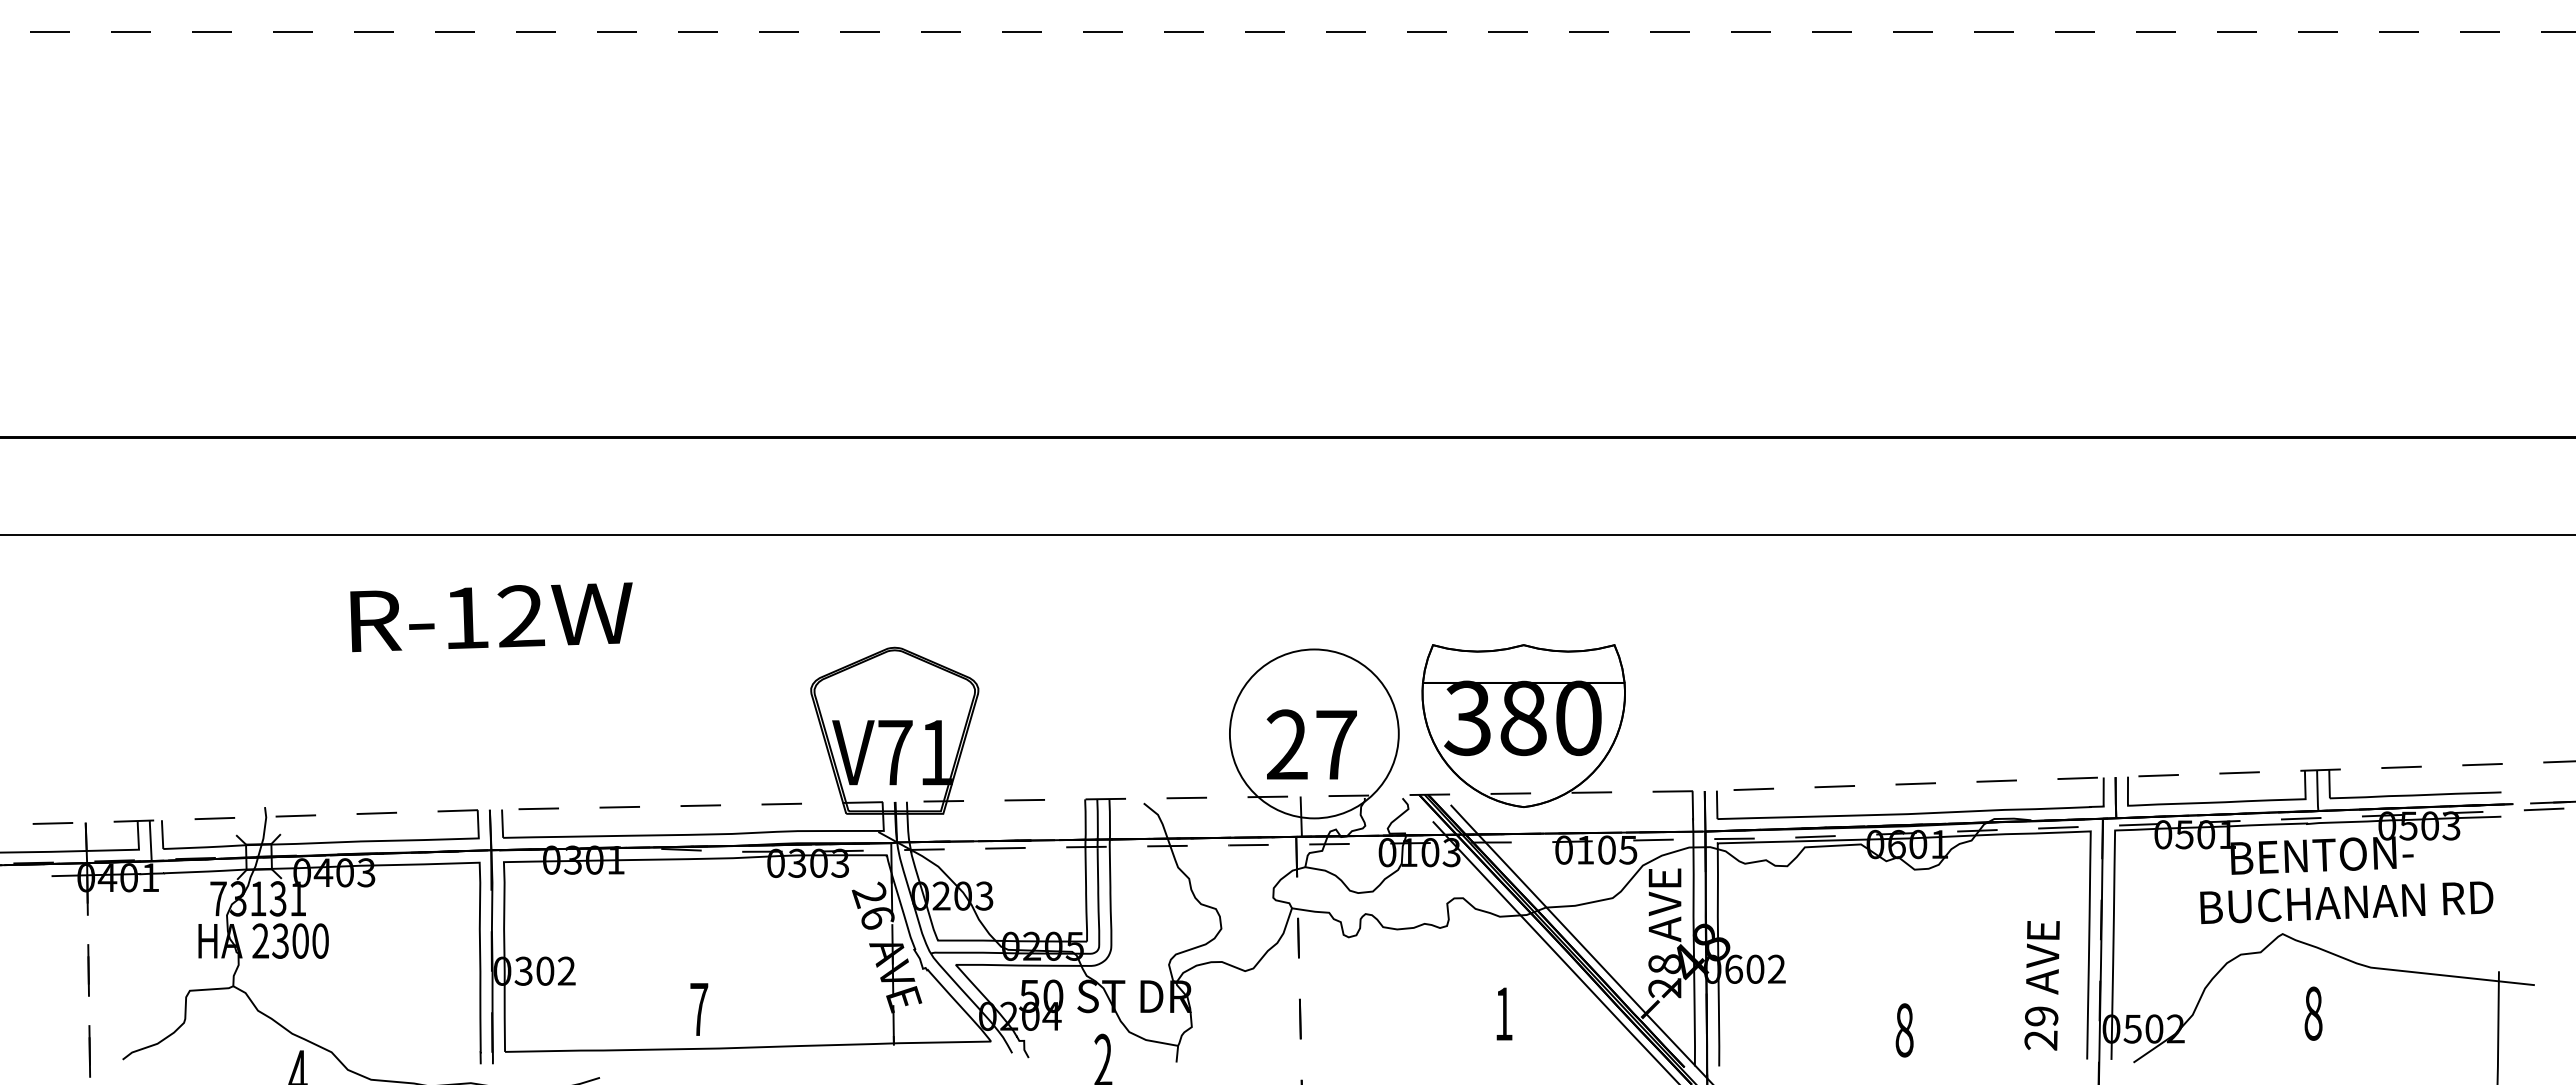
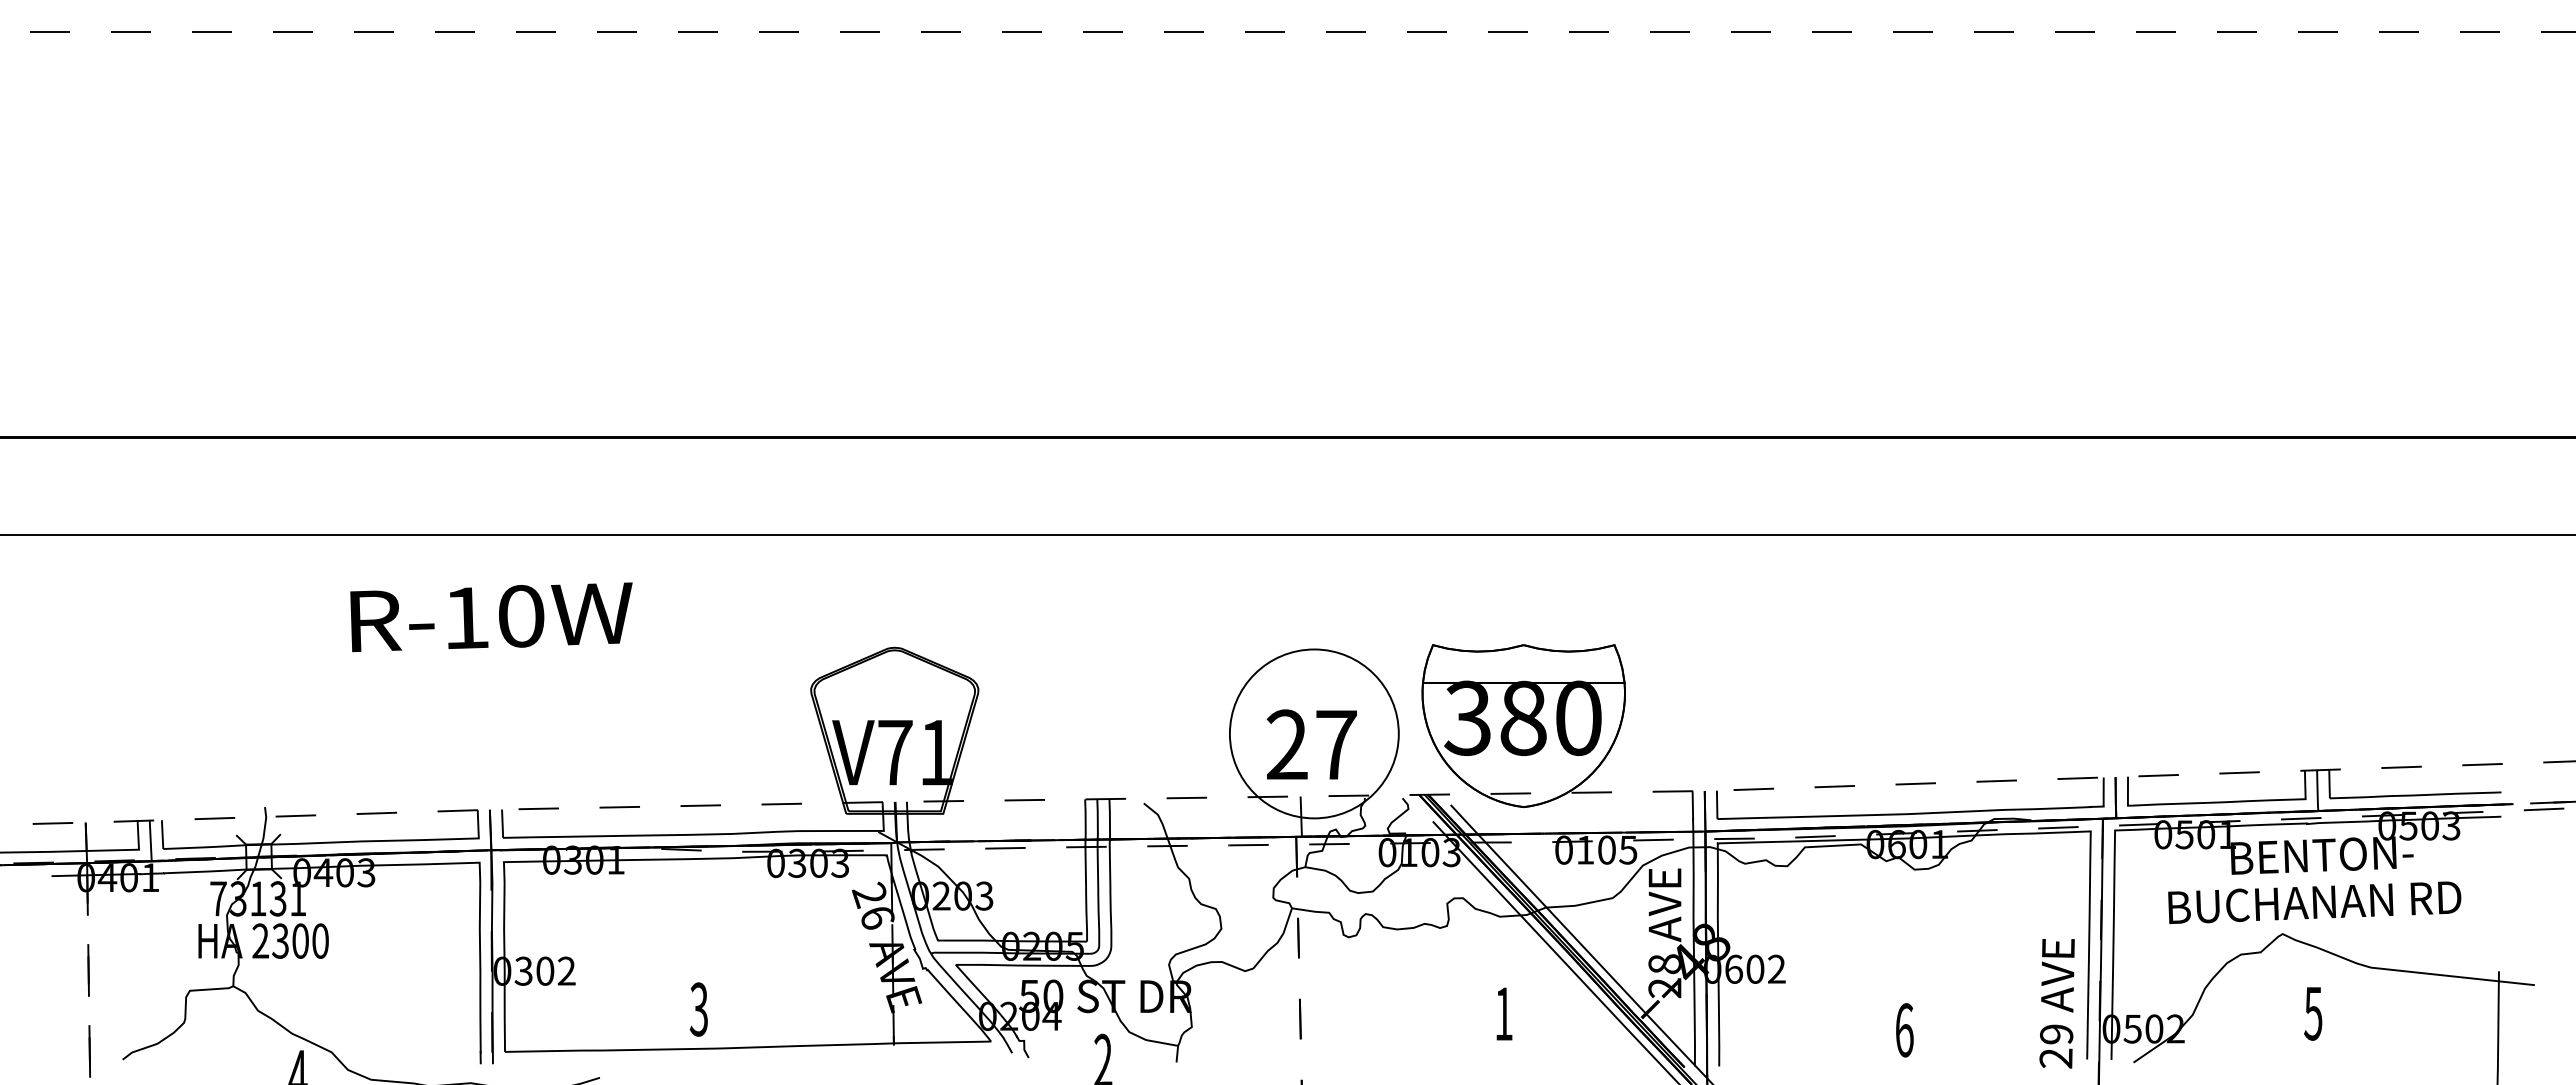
text: R-12W -> R-10W (521, 616)
text position: (2346, 902) -> (2314, 902) (2314, 902)
text position: (2041, 985) -> (2056, 1003) (2056, 1003)
text: 7 -> 3 (698, 1009)
text: 8 -> 5 (2313, 1013)
text: 8 -> 6 (1904, 1030)
